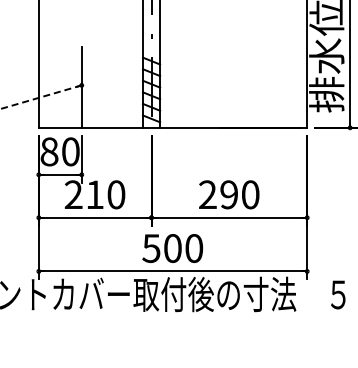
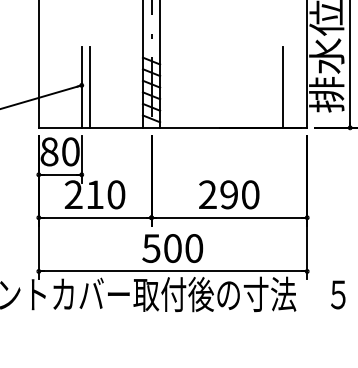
line: none -> present (89, 87)
line: none -> present (283, 87)
line: dashed -> solid (40, 97)
